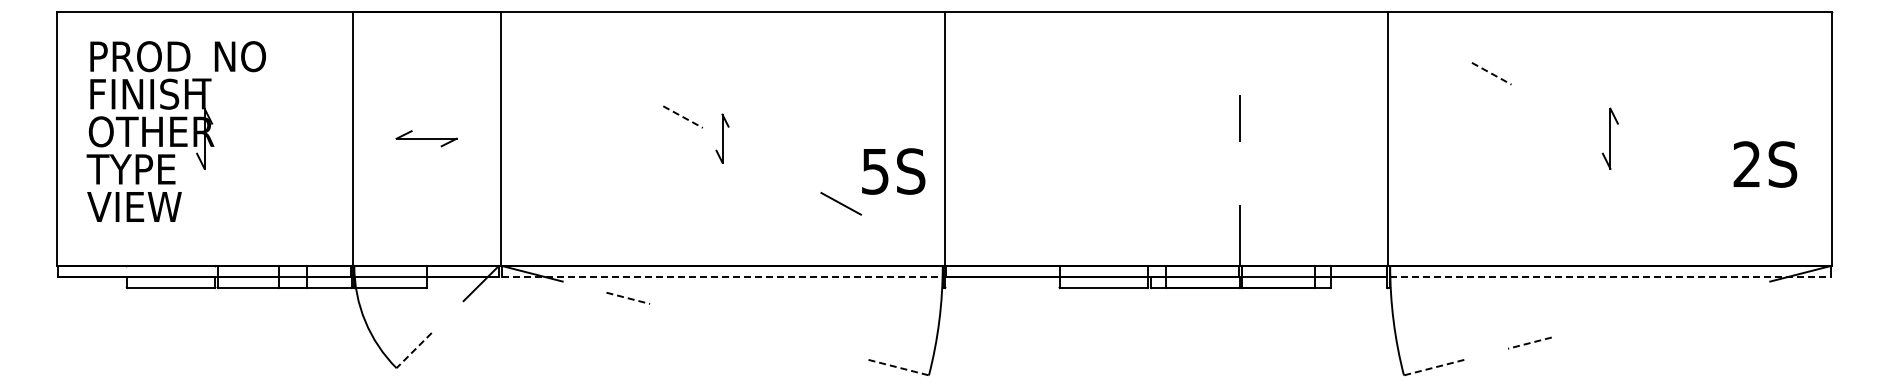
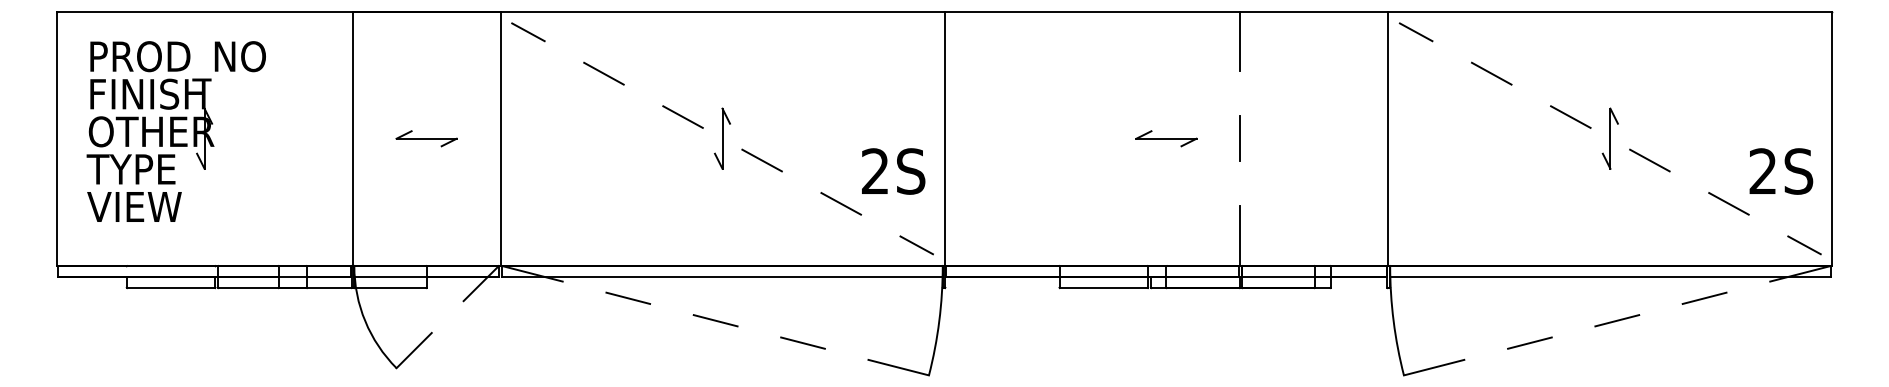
line: none -> present (528, 32)
line: none -> present (1415, 32)
line: none -> present (1240, 41)
line: none -> present (603, 73)
line: dashed -> solid (1491, 73)
line: none -> present (1570, 116)
line: dashed -> solid (683, 117)
line position: (1239, 118) -> (1239, 138) (1239, 138)
part size: 15x51 px -> 17x63 px (722, 138)
part: none -> present (1166, 138)
line: none -> present (761, 160)
line: none -> present (1649, 160)
text position: (1765, 164) -> (1781, 171) (1781, 171)
text: 5S -> 2S (875, 171)
line: none -> present (1728, 203)
line: none -> present (916, 245)
line: none -> present (1804, 245)
line: dashed -> solid (723, 277)
line: dashed -> solid (1610, 277)
line: none -> present (1704, 297)
line: dashed -> solid (628, 298)
line: none -> present (715, 320)
line: none -> present (1617, 320)
line: none -> present (802, 342)
line: dashed -> solid (1529, 343)
line: dashed -> solid (414, 350)
line: dashed -> solid (899, 367)
line: dashed -> solid (1433, 367)
